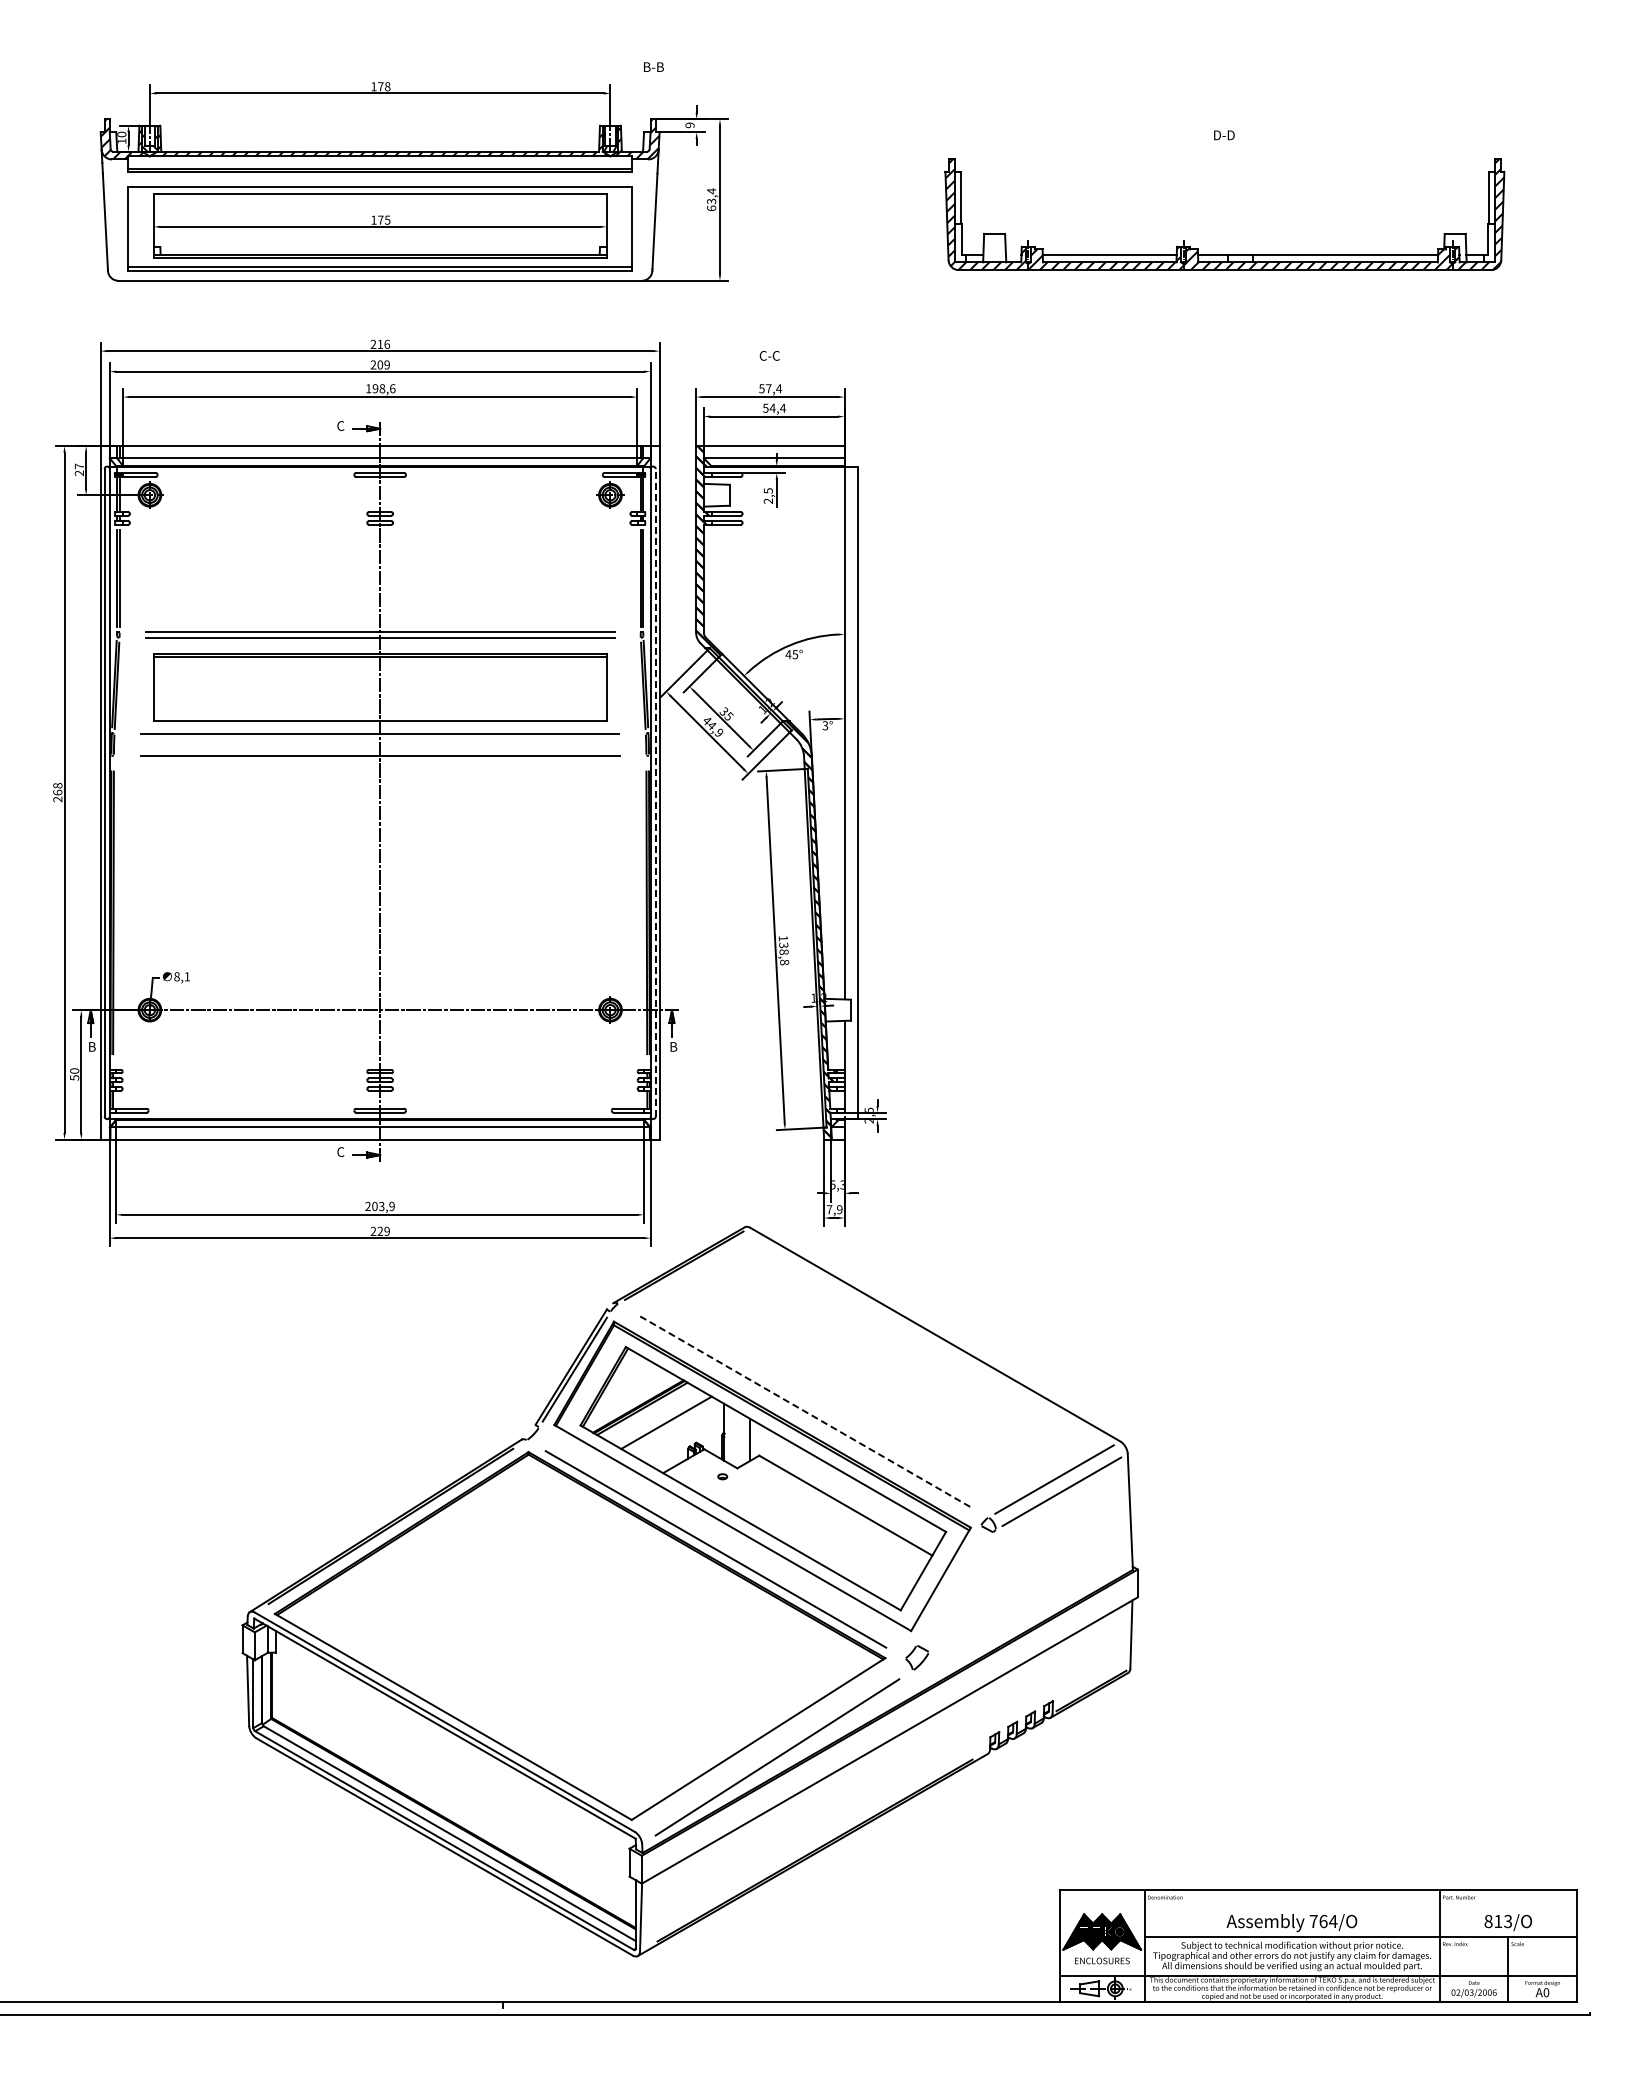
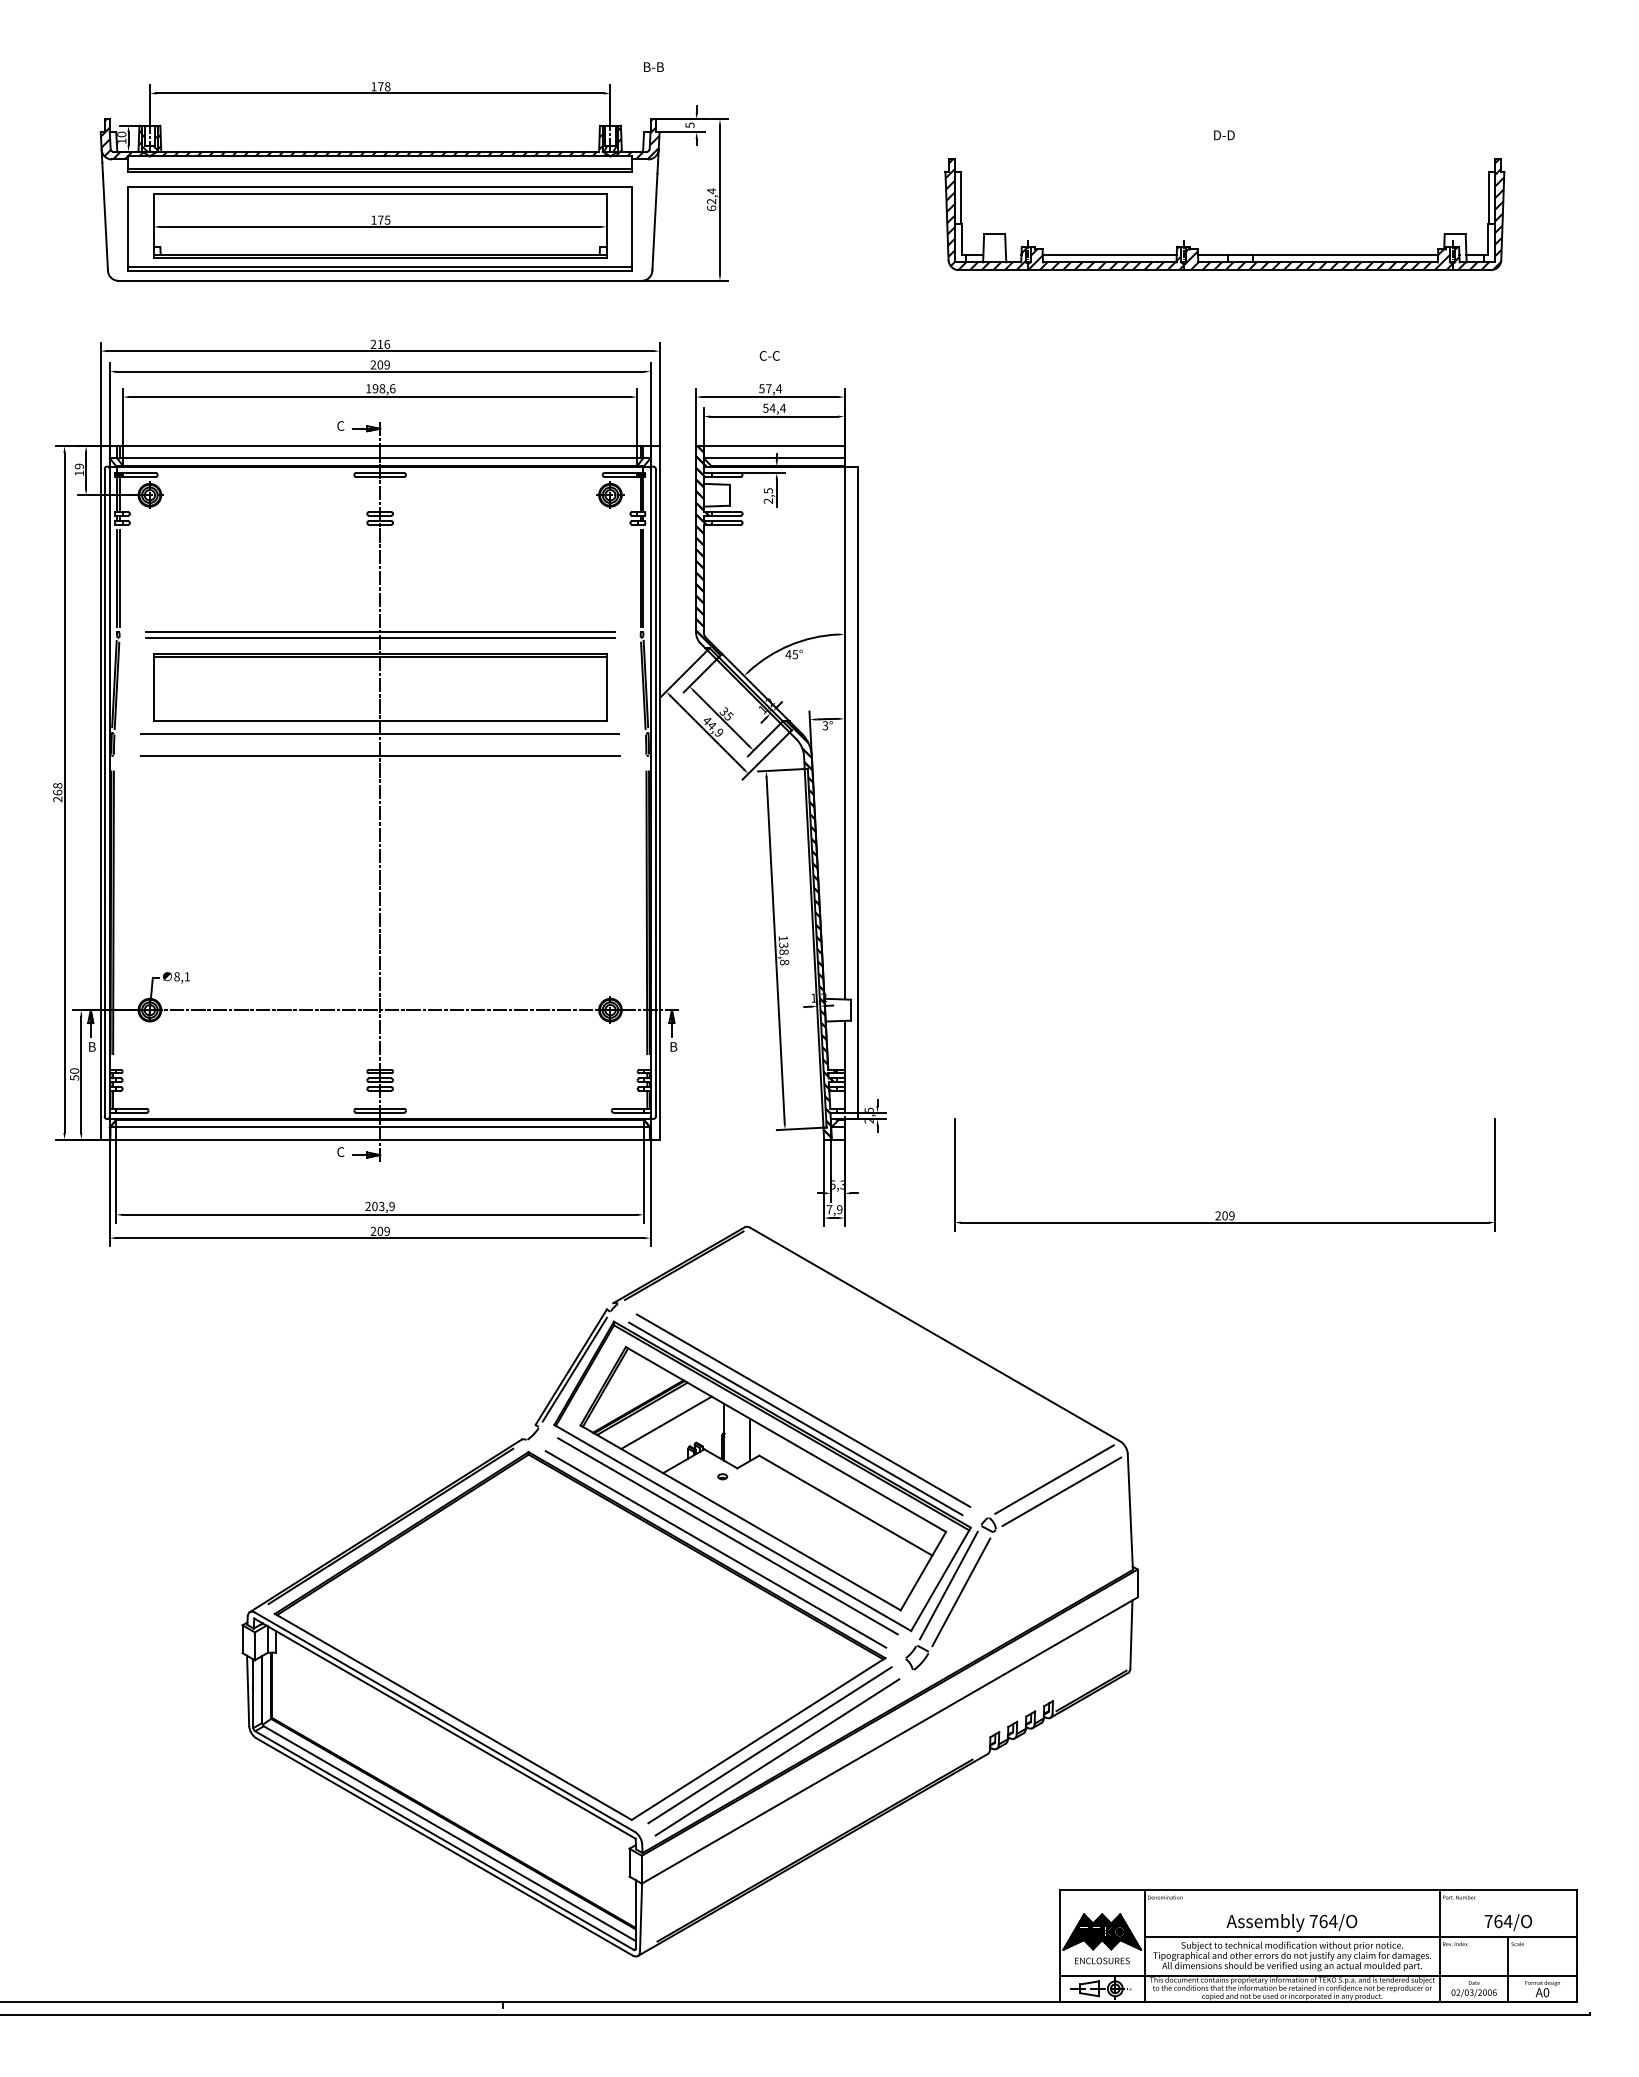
text: 9 -> 5 (689, 125)
text: 63,4 -> 62,4 (712, 201)
text: 27 -> 19 (78, 469)
line: dashed -> solid (655, 792)
part: none -> present (1224, 1211)
text: 229 -> 209 (380, 1231)
line: dashed -> solid (803, 1410)
line: none -> present (795, 1418)
line: none -> present (727, 1536)
line: none -> present (948, 1585)
line: none -> present (961, 1592)
line: none -> present (769, 1745)
text: 813/O -> 764/O (1498, 1921)
